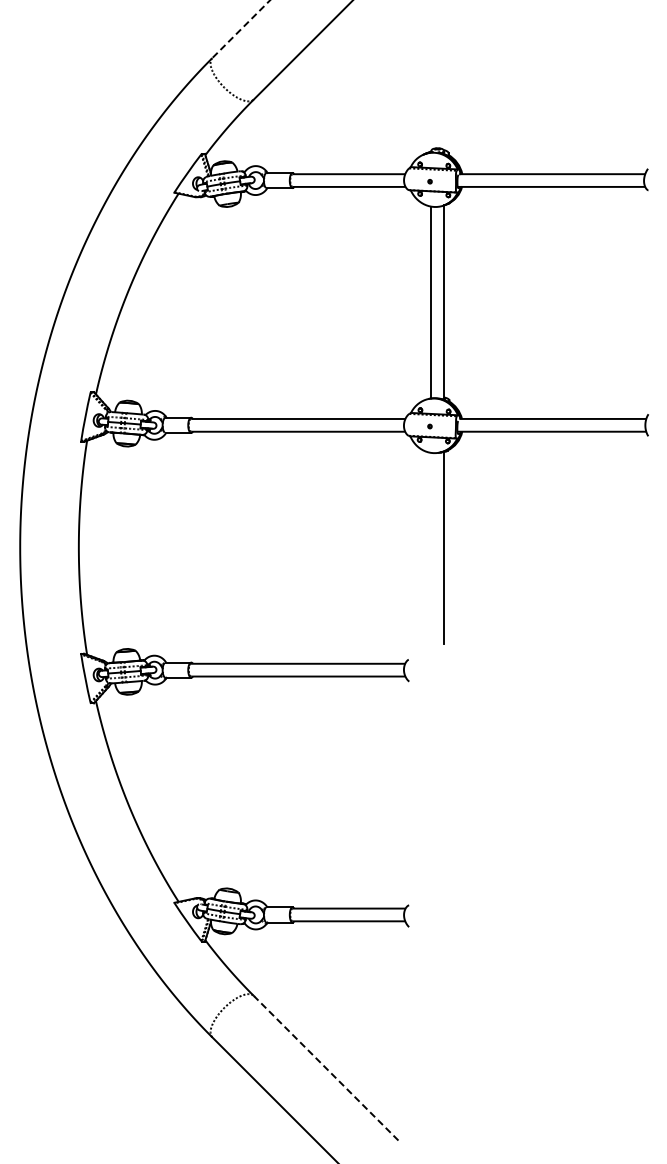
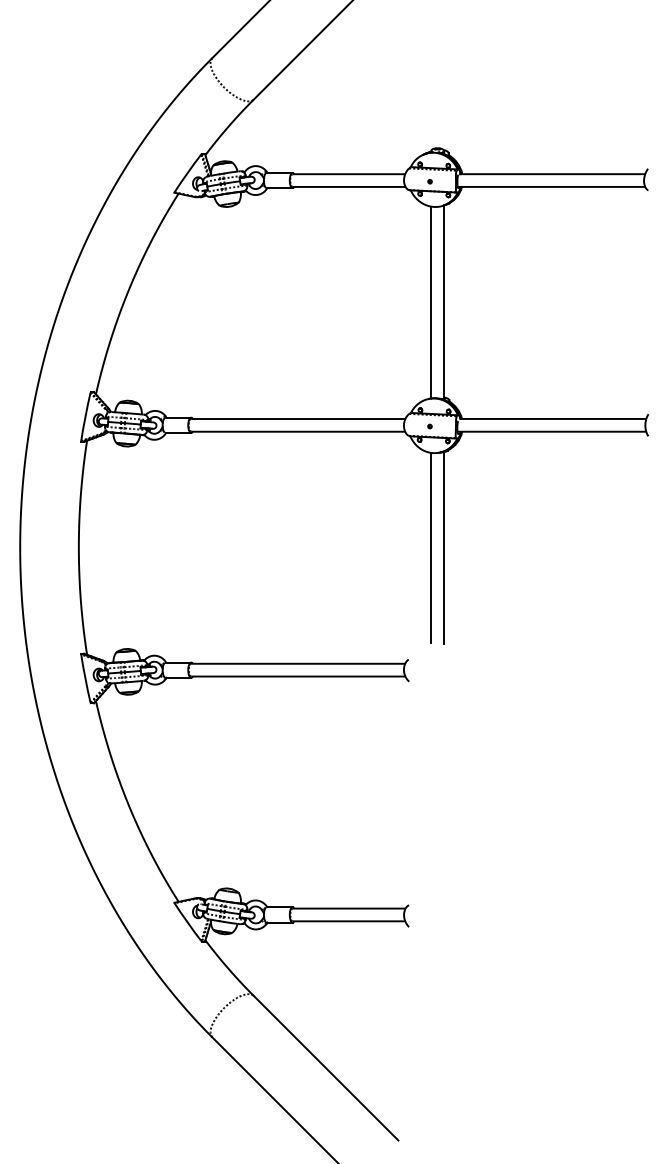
line: dashed -> solid (241, 29)
line: none -> present (431, 547)
line: dashed -> solid (325, 1067)
